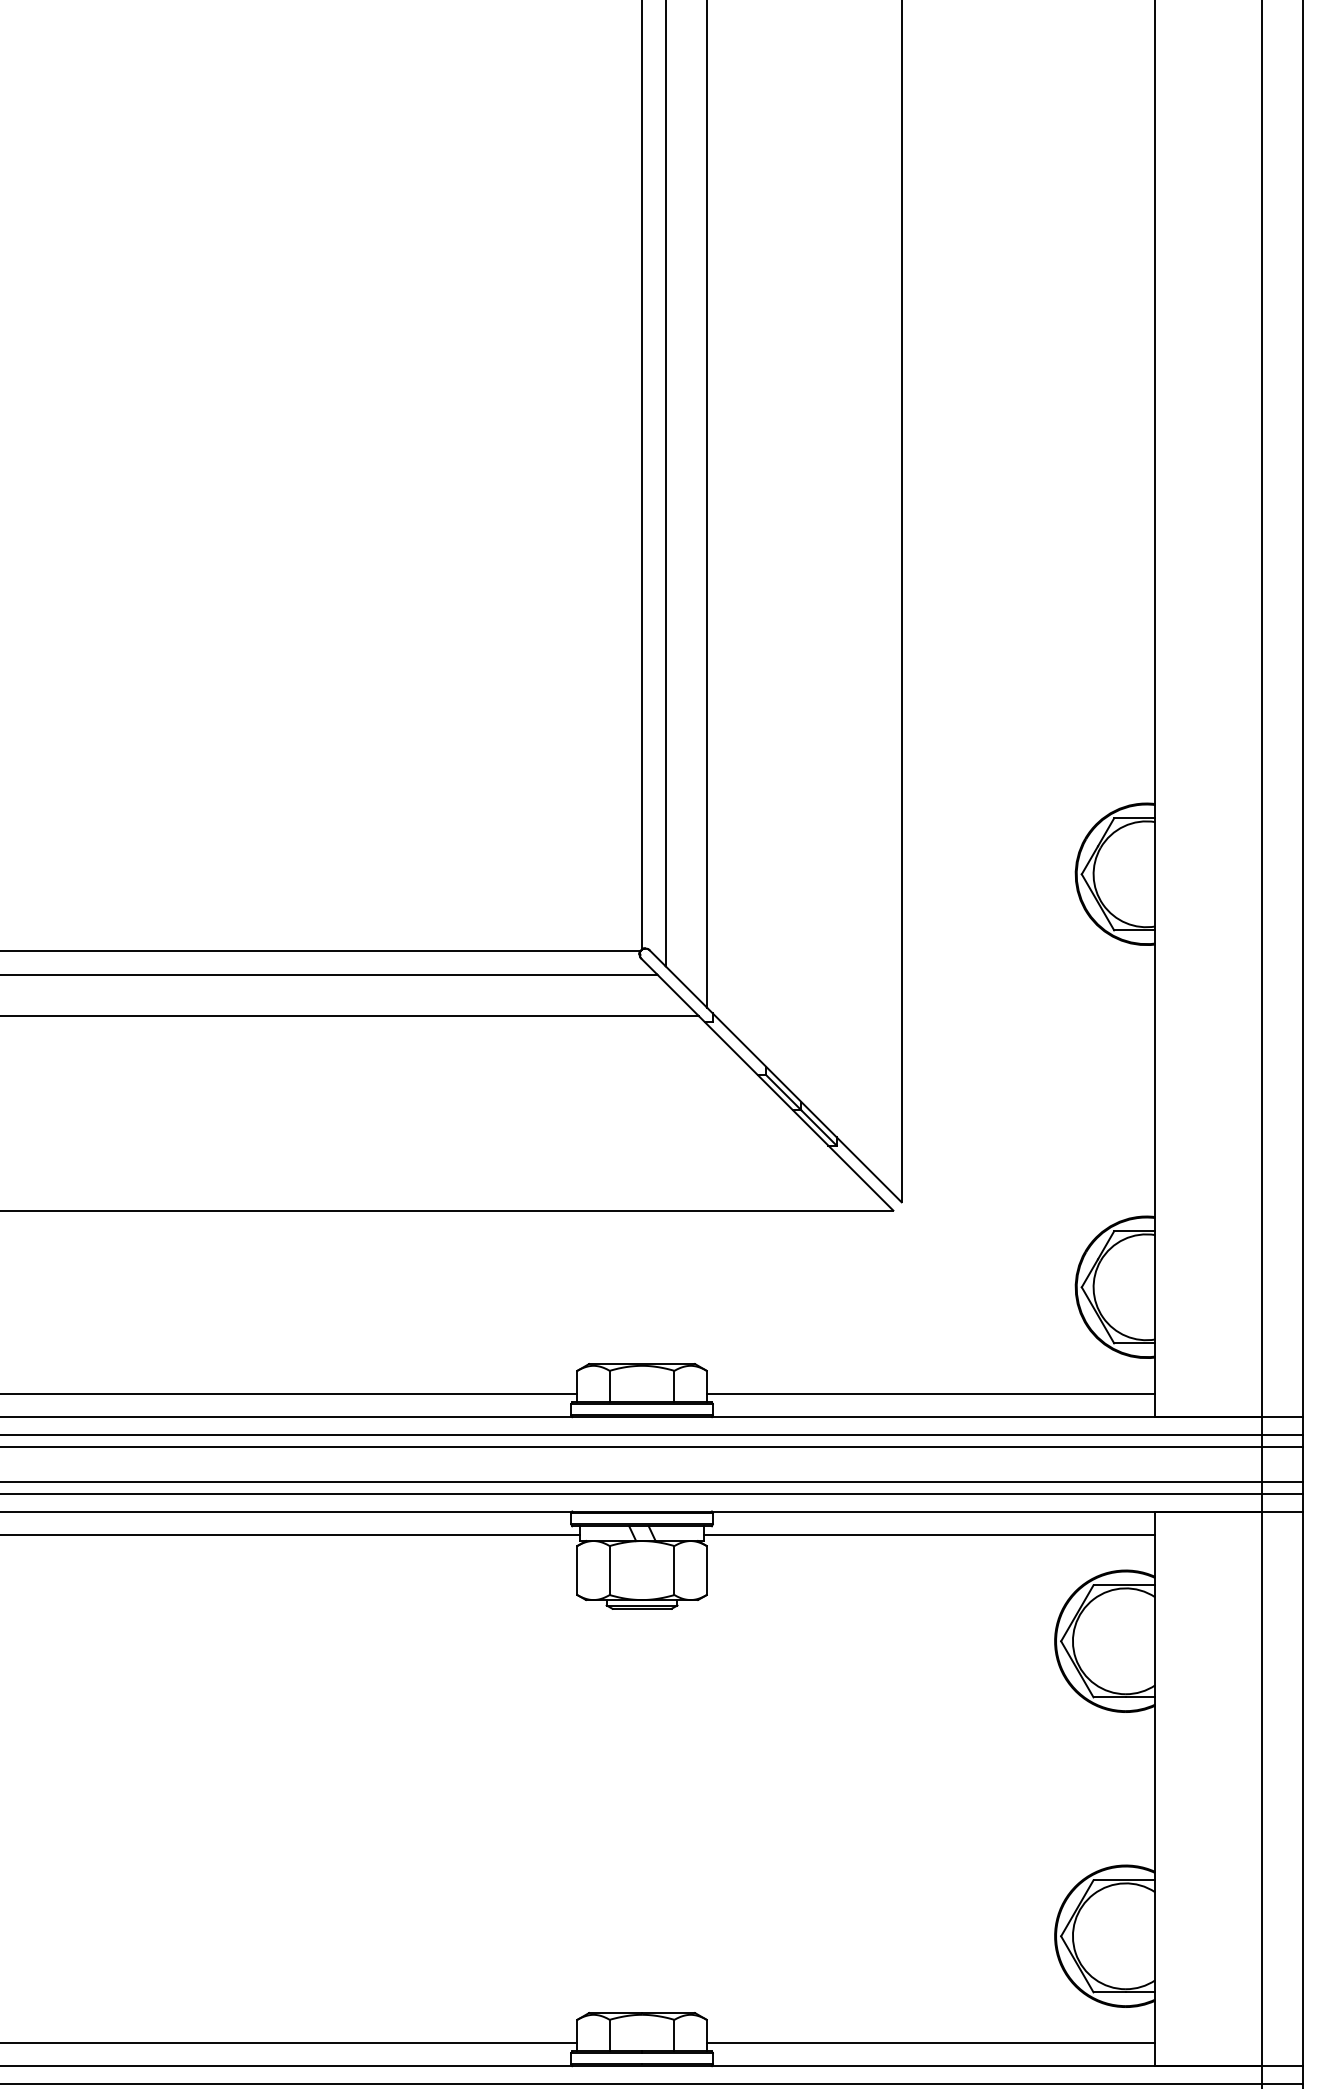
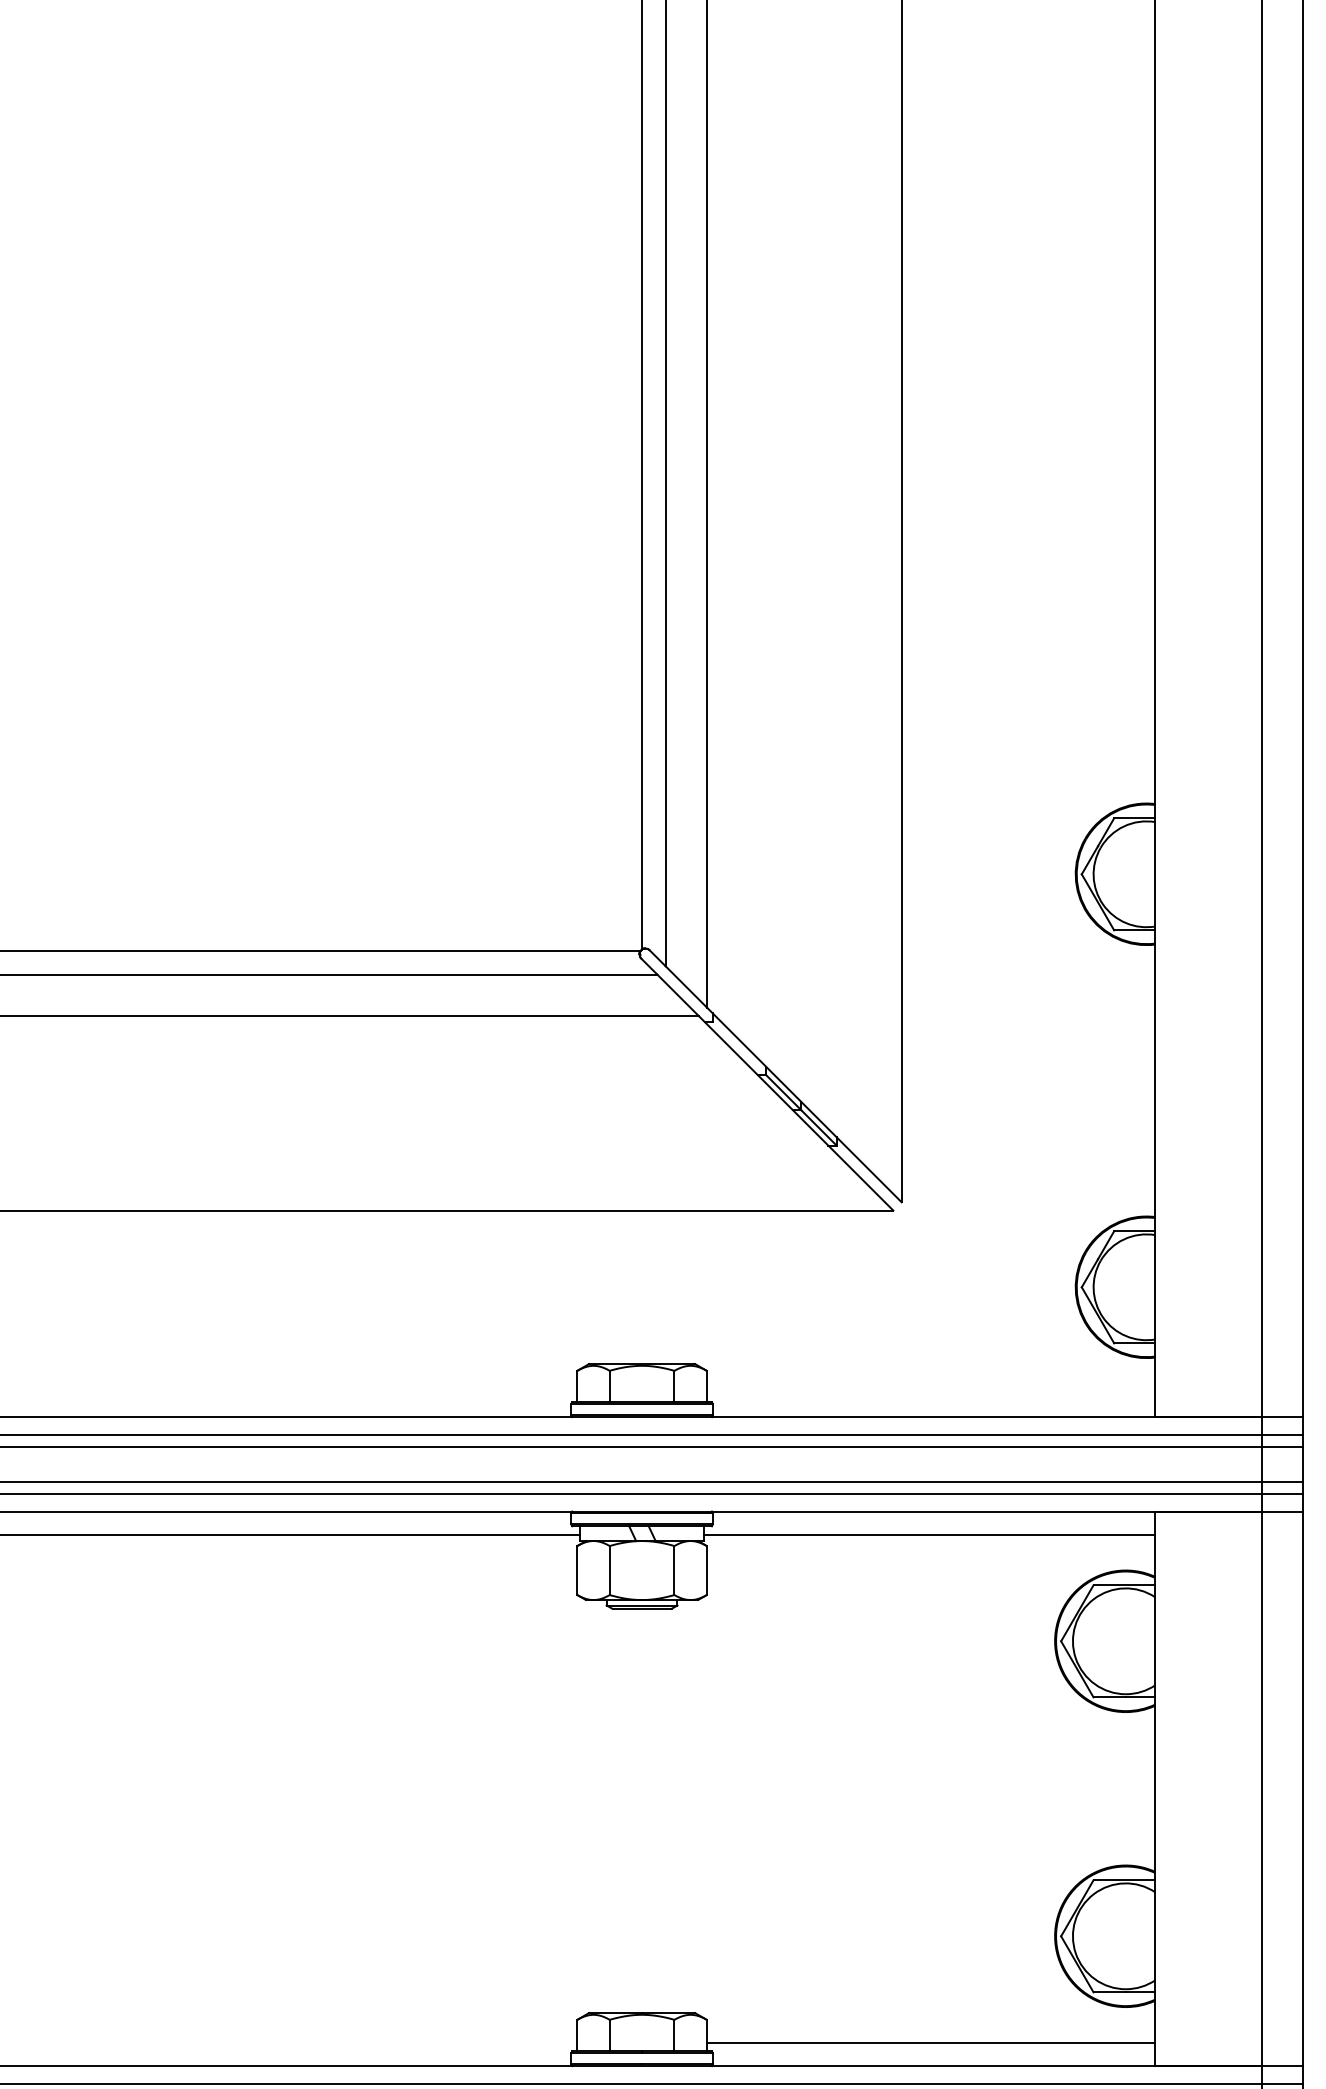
line: present -> none (289, 1393)
line: present -> none (930, 1393)
line: present -> none (289, 2042)
